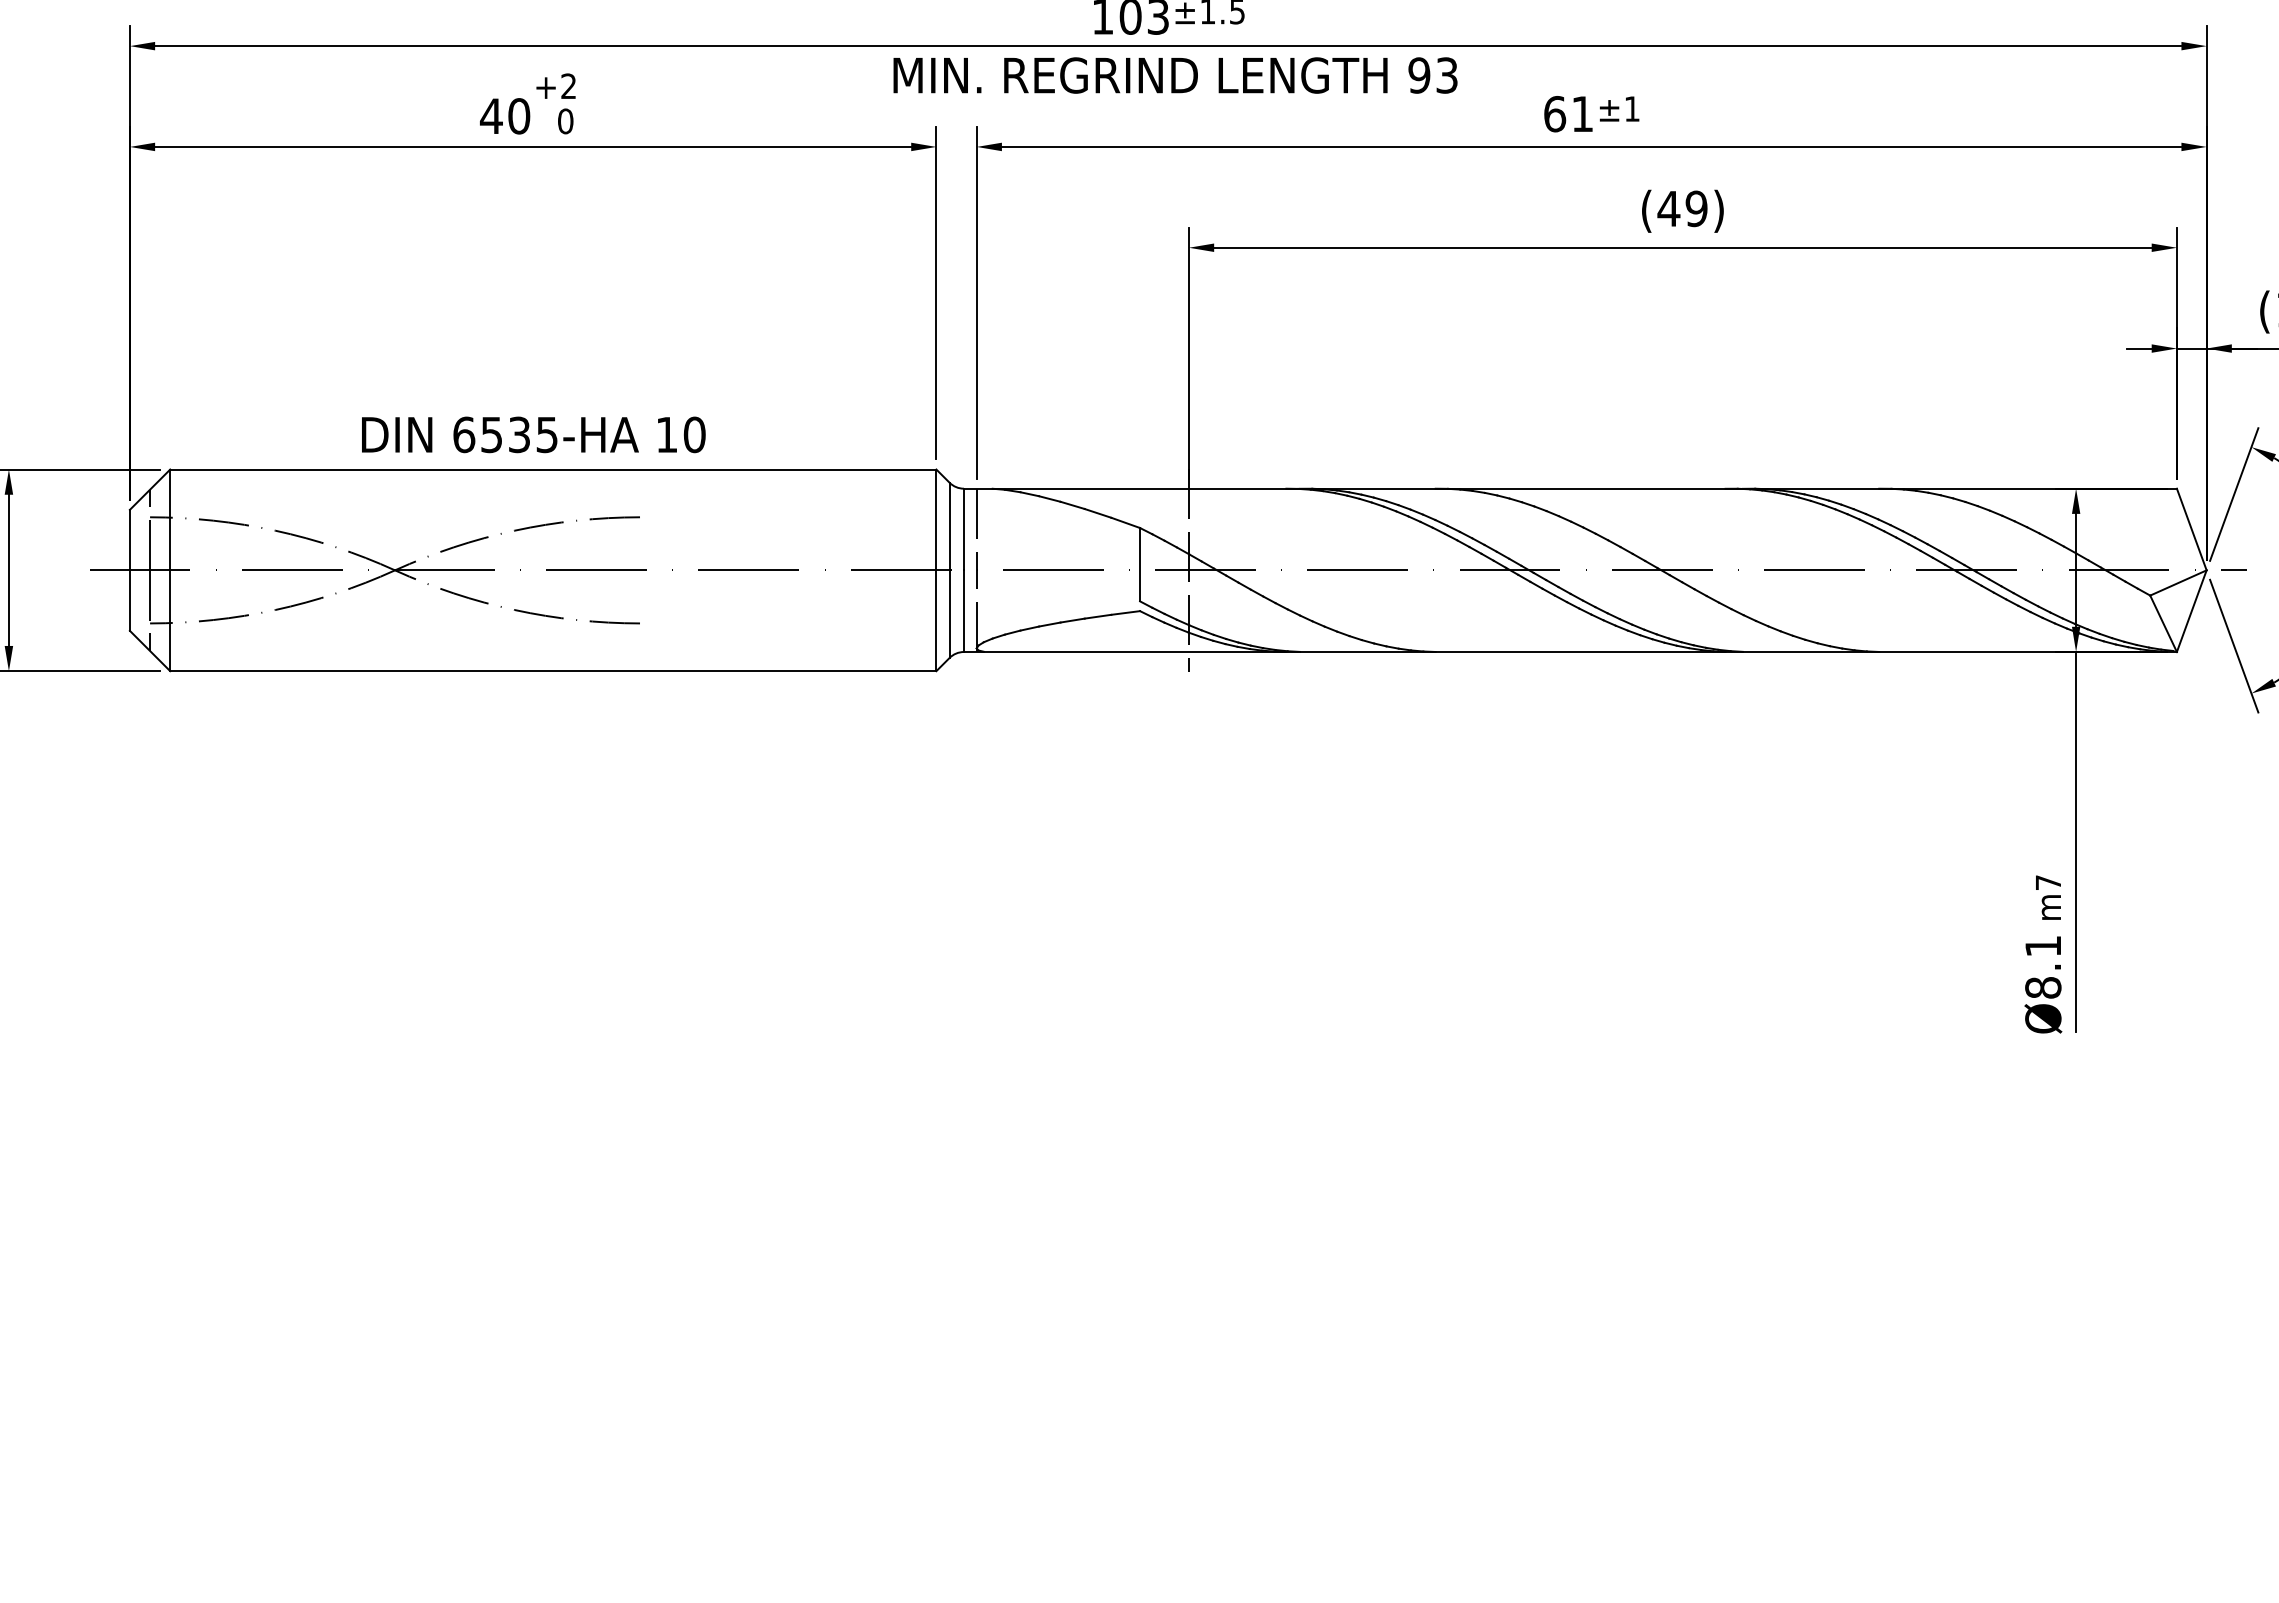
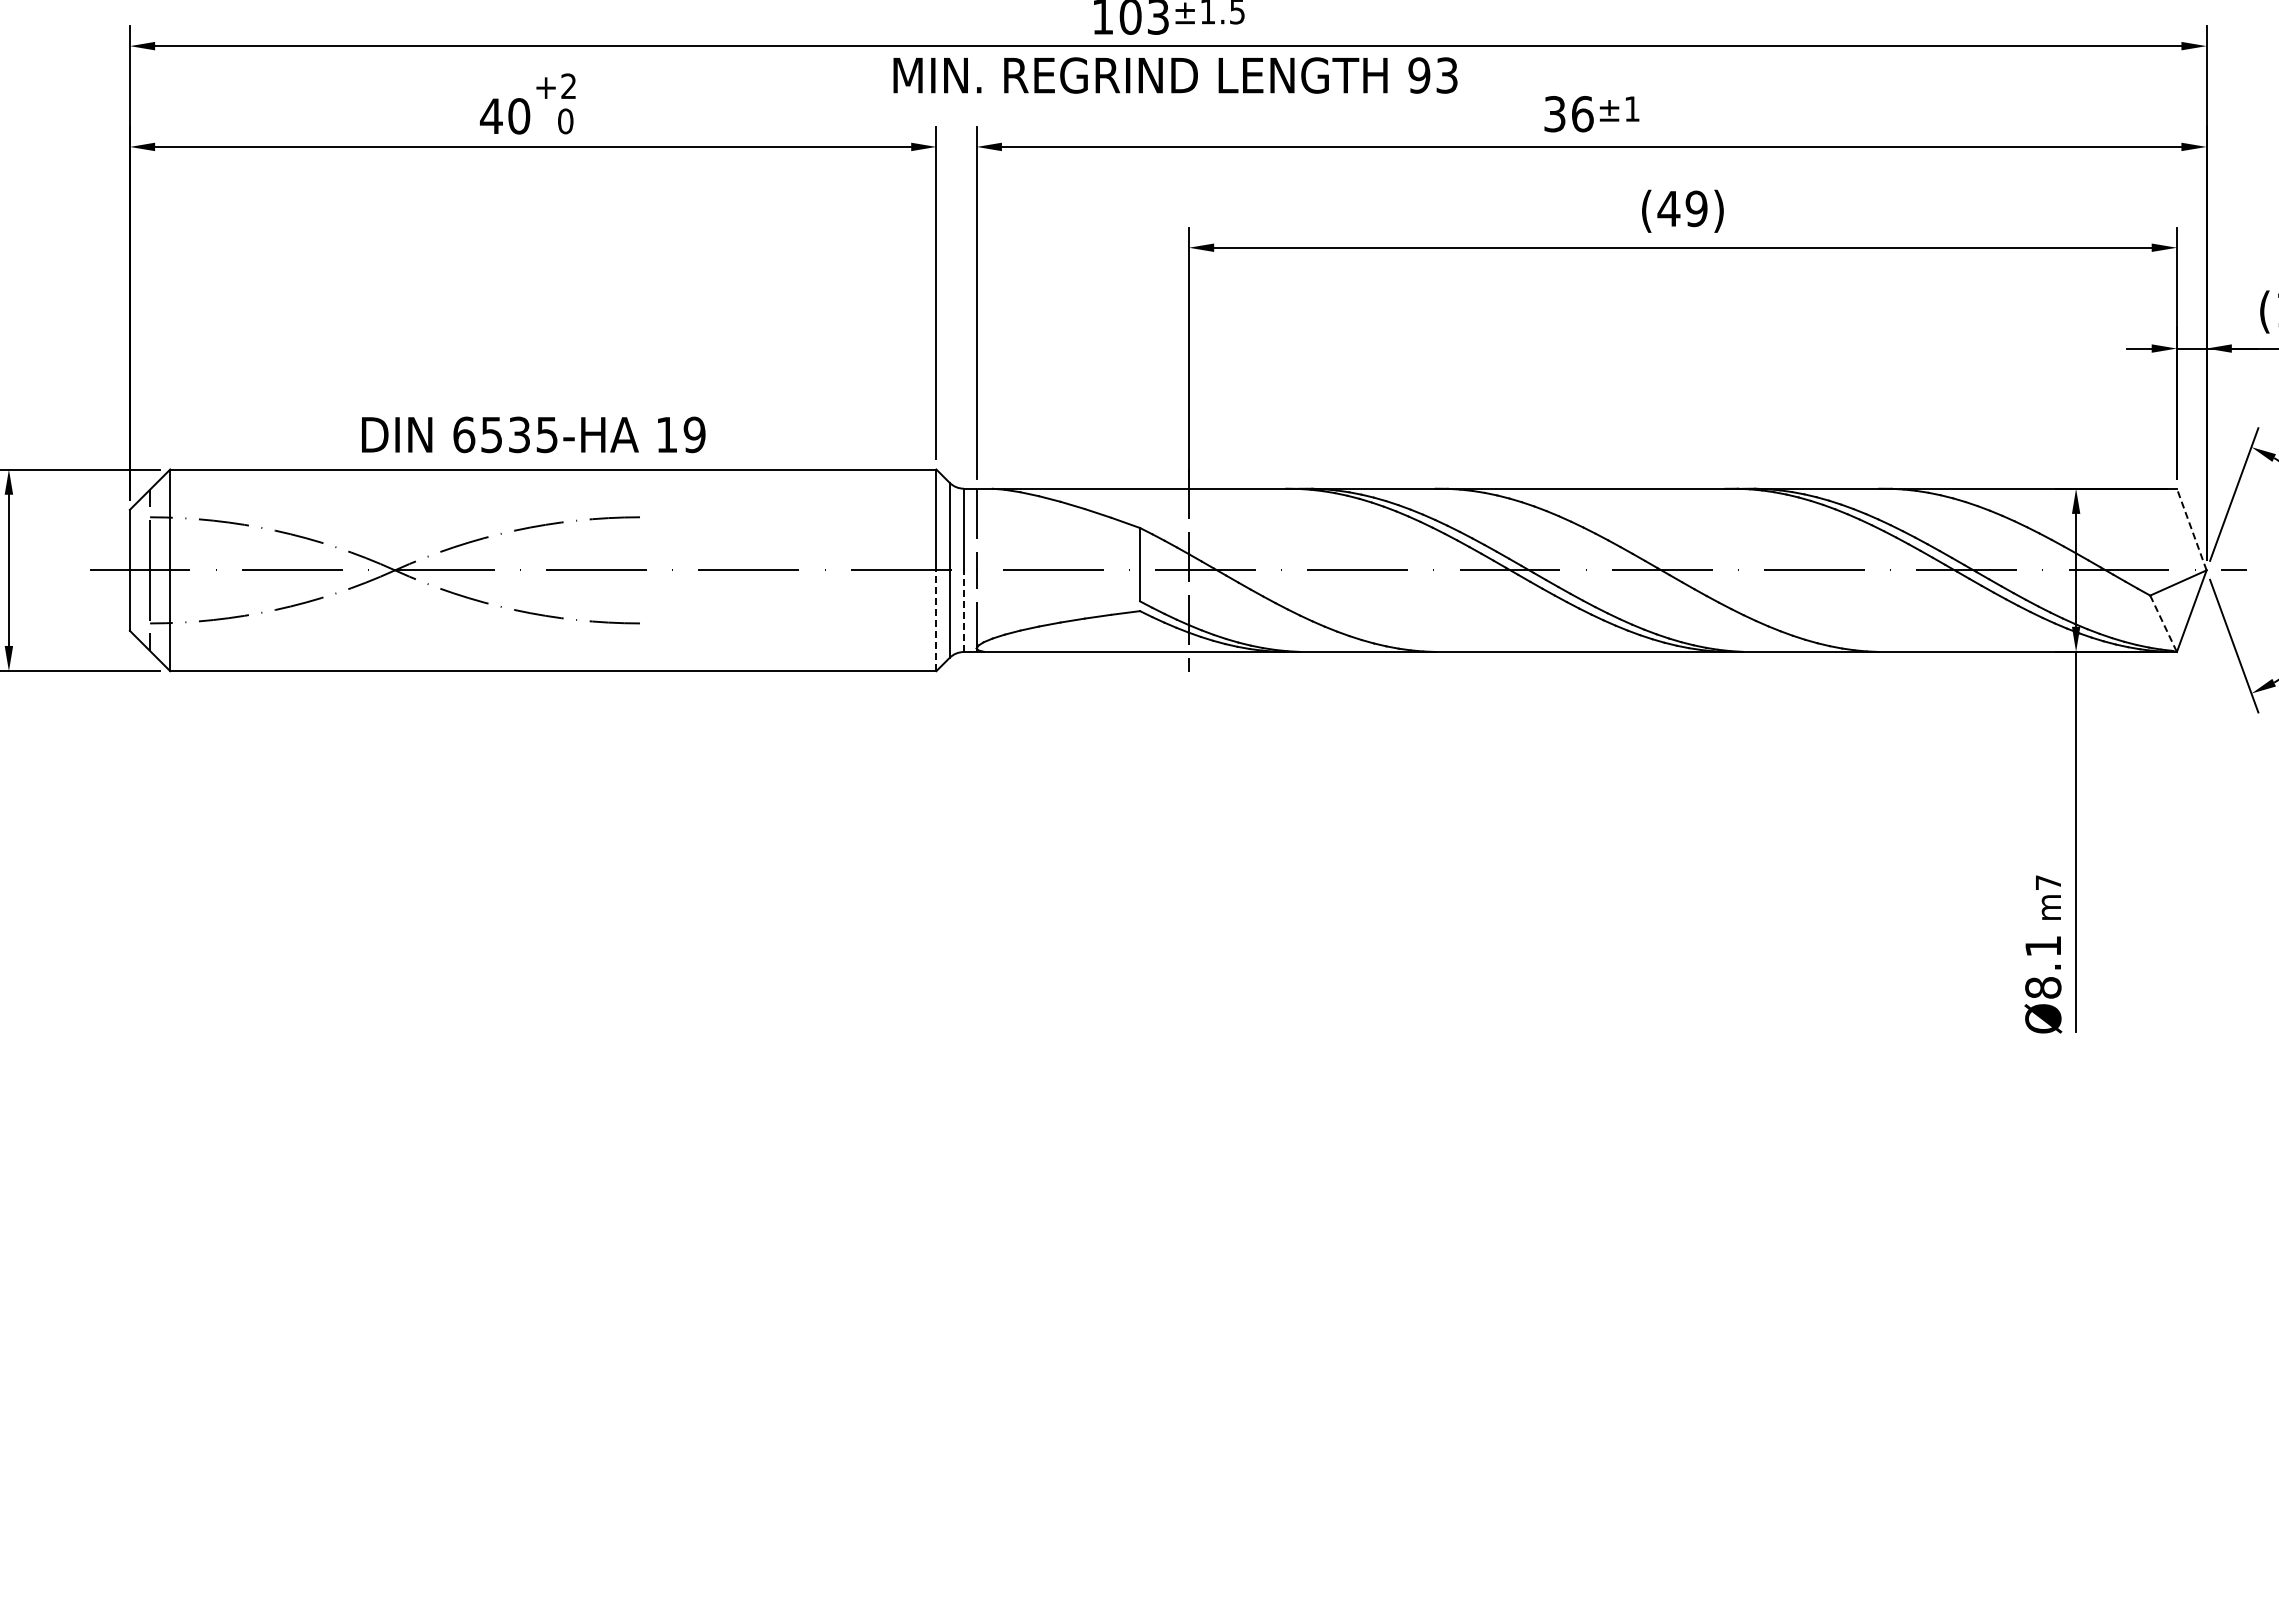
text: 61 -> 36 (1568, 114)
text: 10 -> 19 (694, 434)
line: solid -> dashed (2191, 529)
line: solid -> dashed (963, 611)
line: solid -> dashed (936, 620)
line: solid -> dashed (2163, 624)
